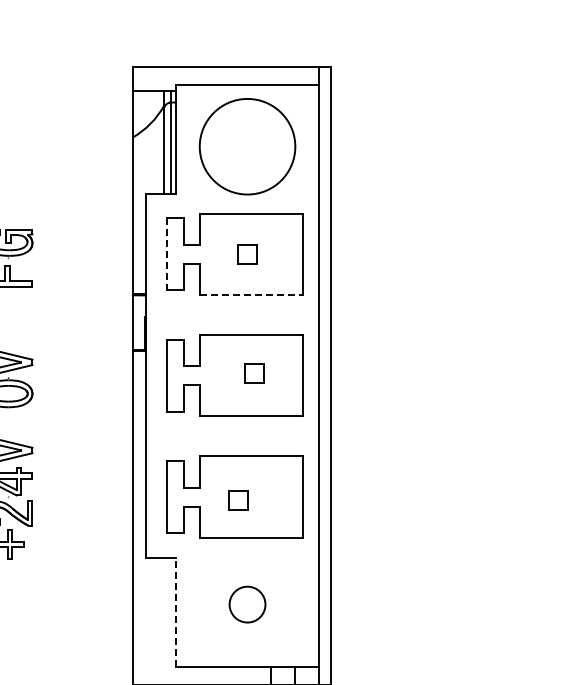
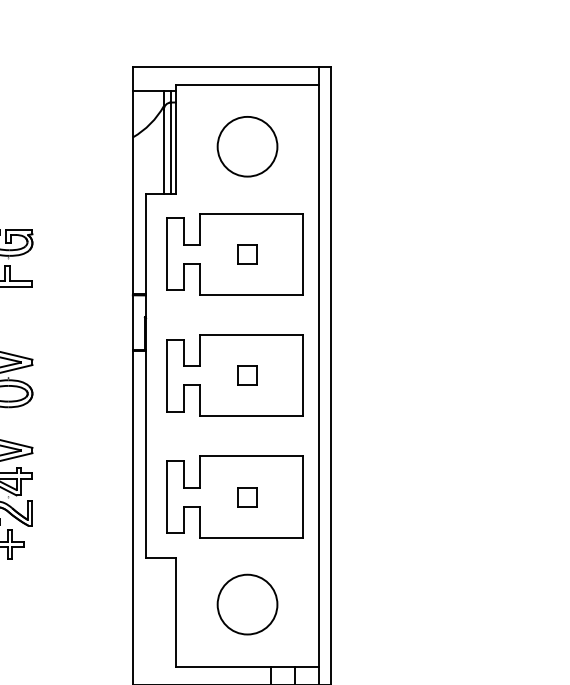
circle diameter: 96 px -> 60 px (247, 146)
line: dashed -> solid (167, 254)
line: dashed -> solid (251, 295)
part position: (254, 373) -> (247, 375) (247, 375)
part position: (238, 500) -> (247, 497) (247, 497)
circle diameter: 36 px -> 60 px (247, 604)
line: dashed -> solid (175, 611)
